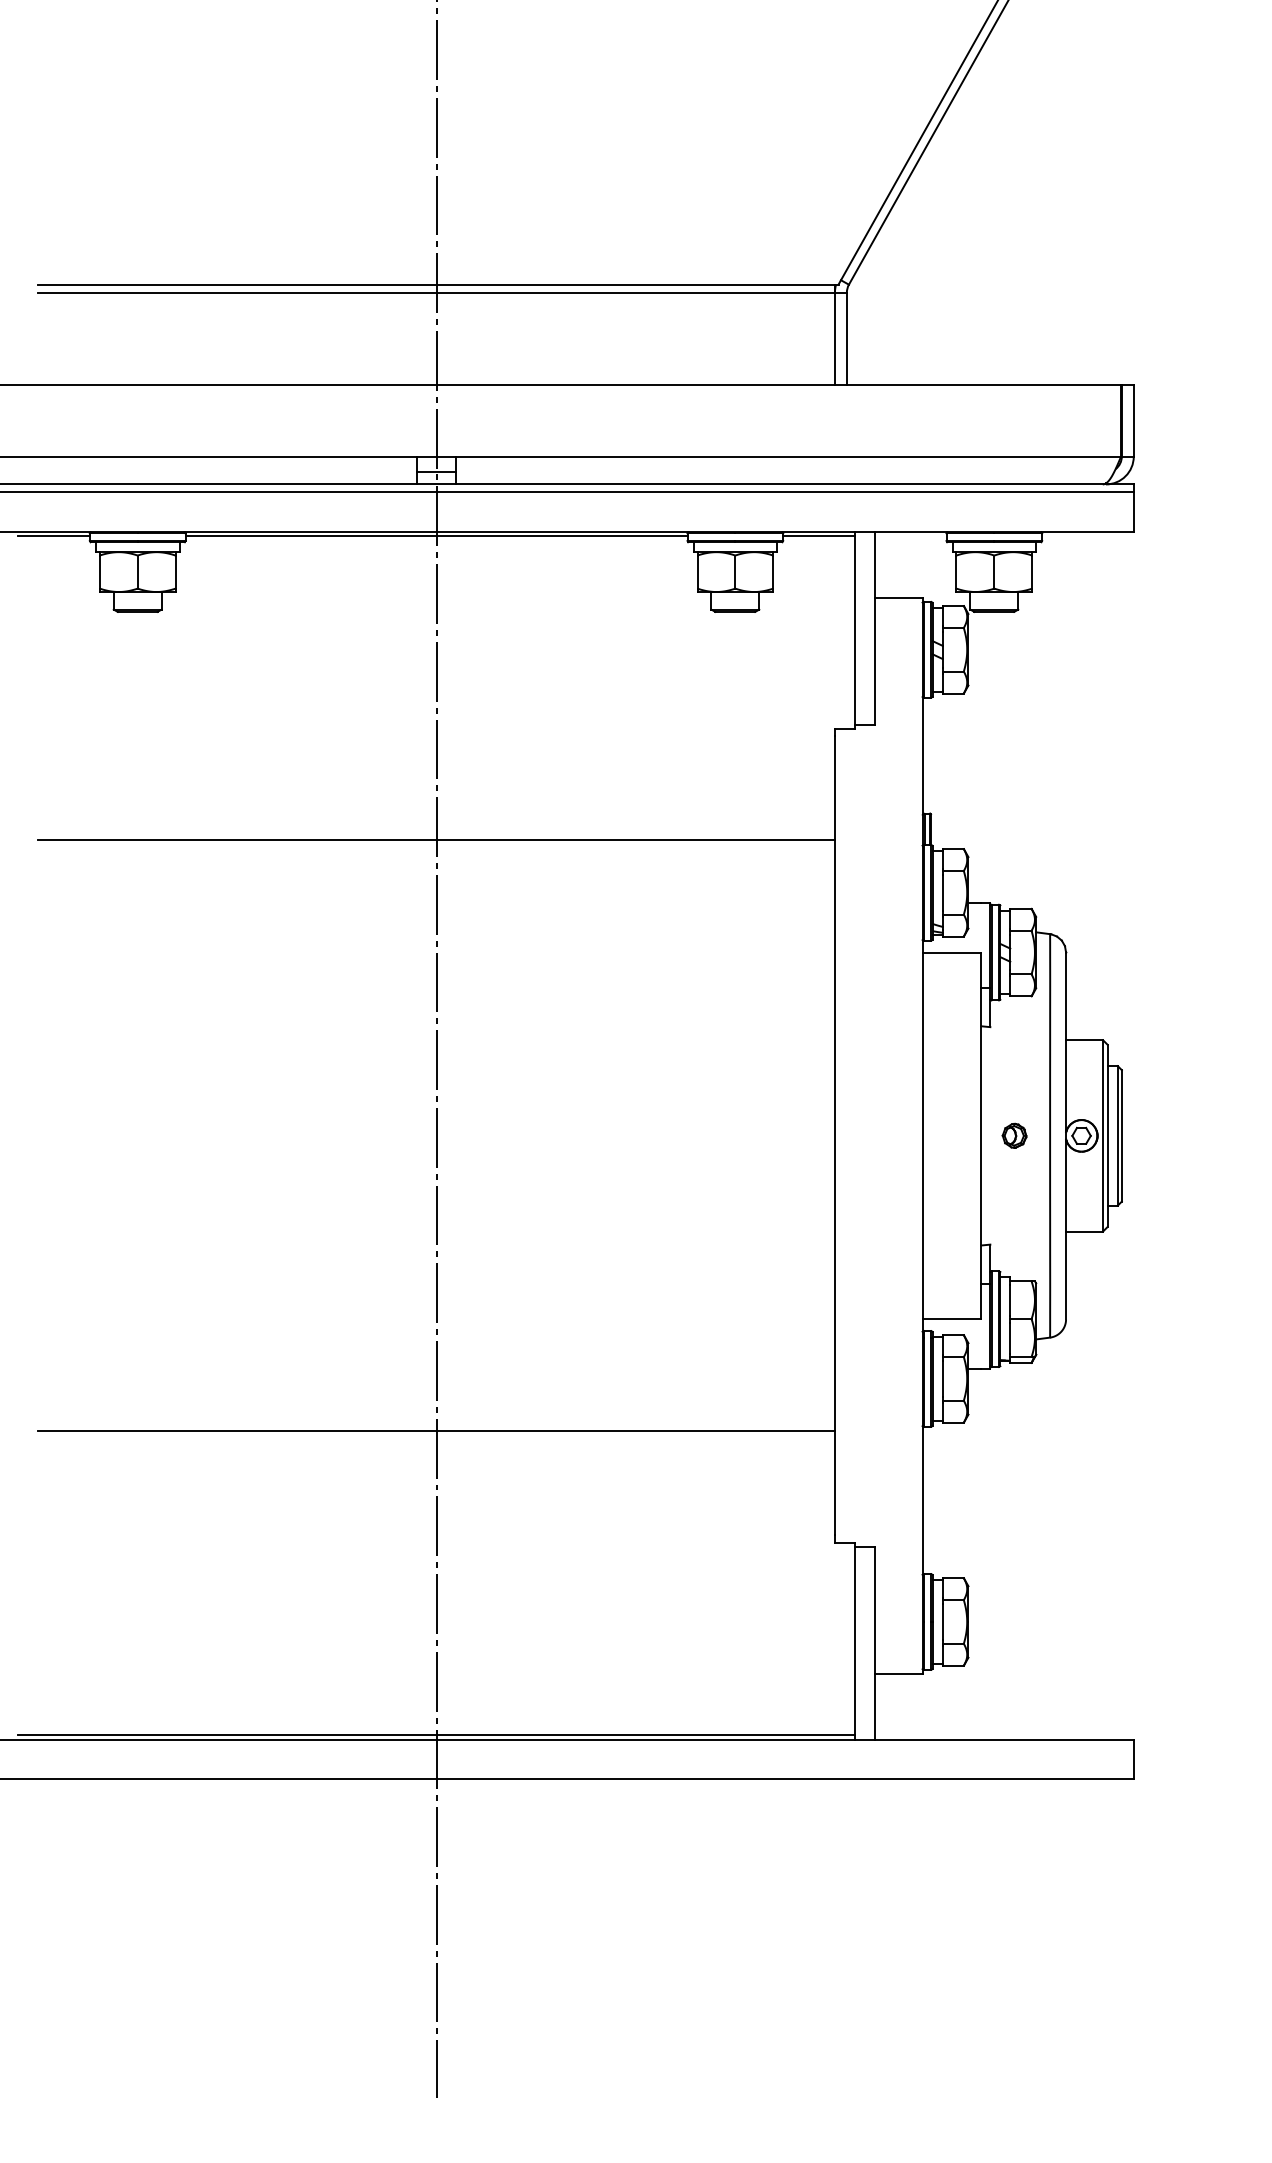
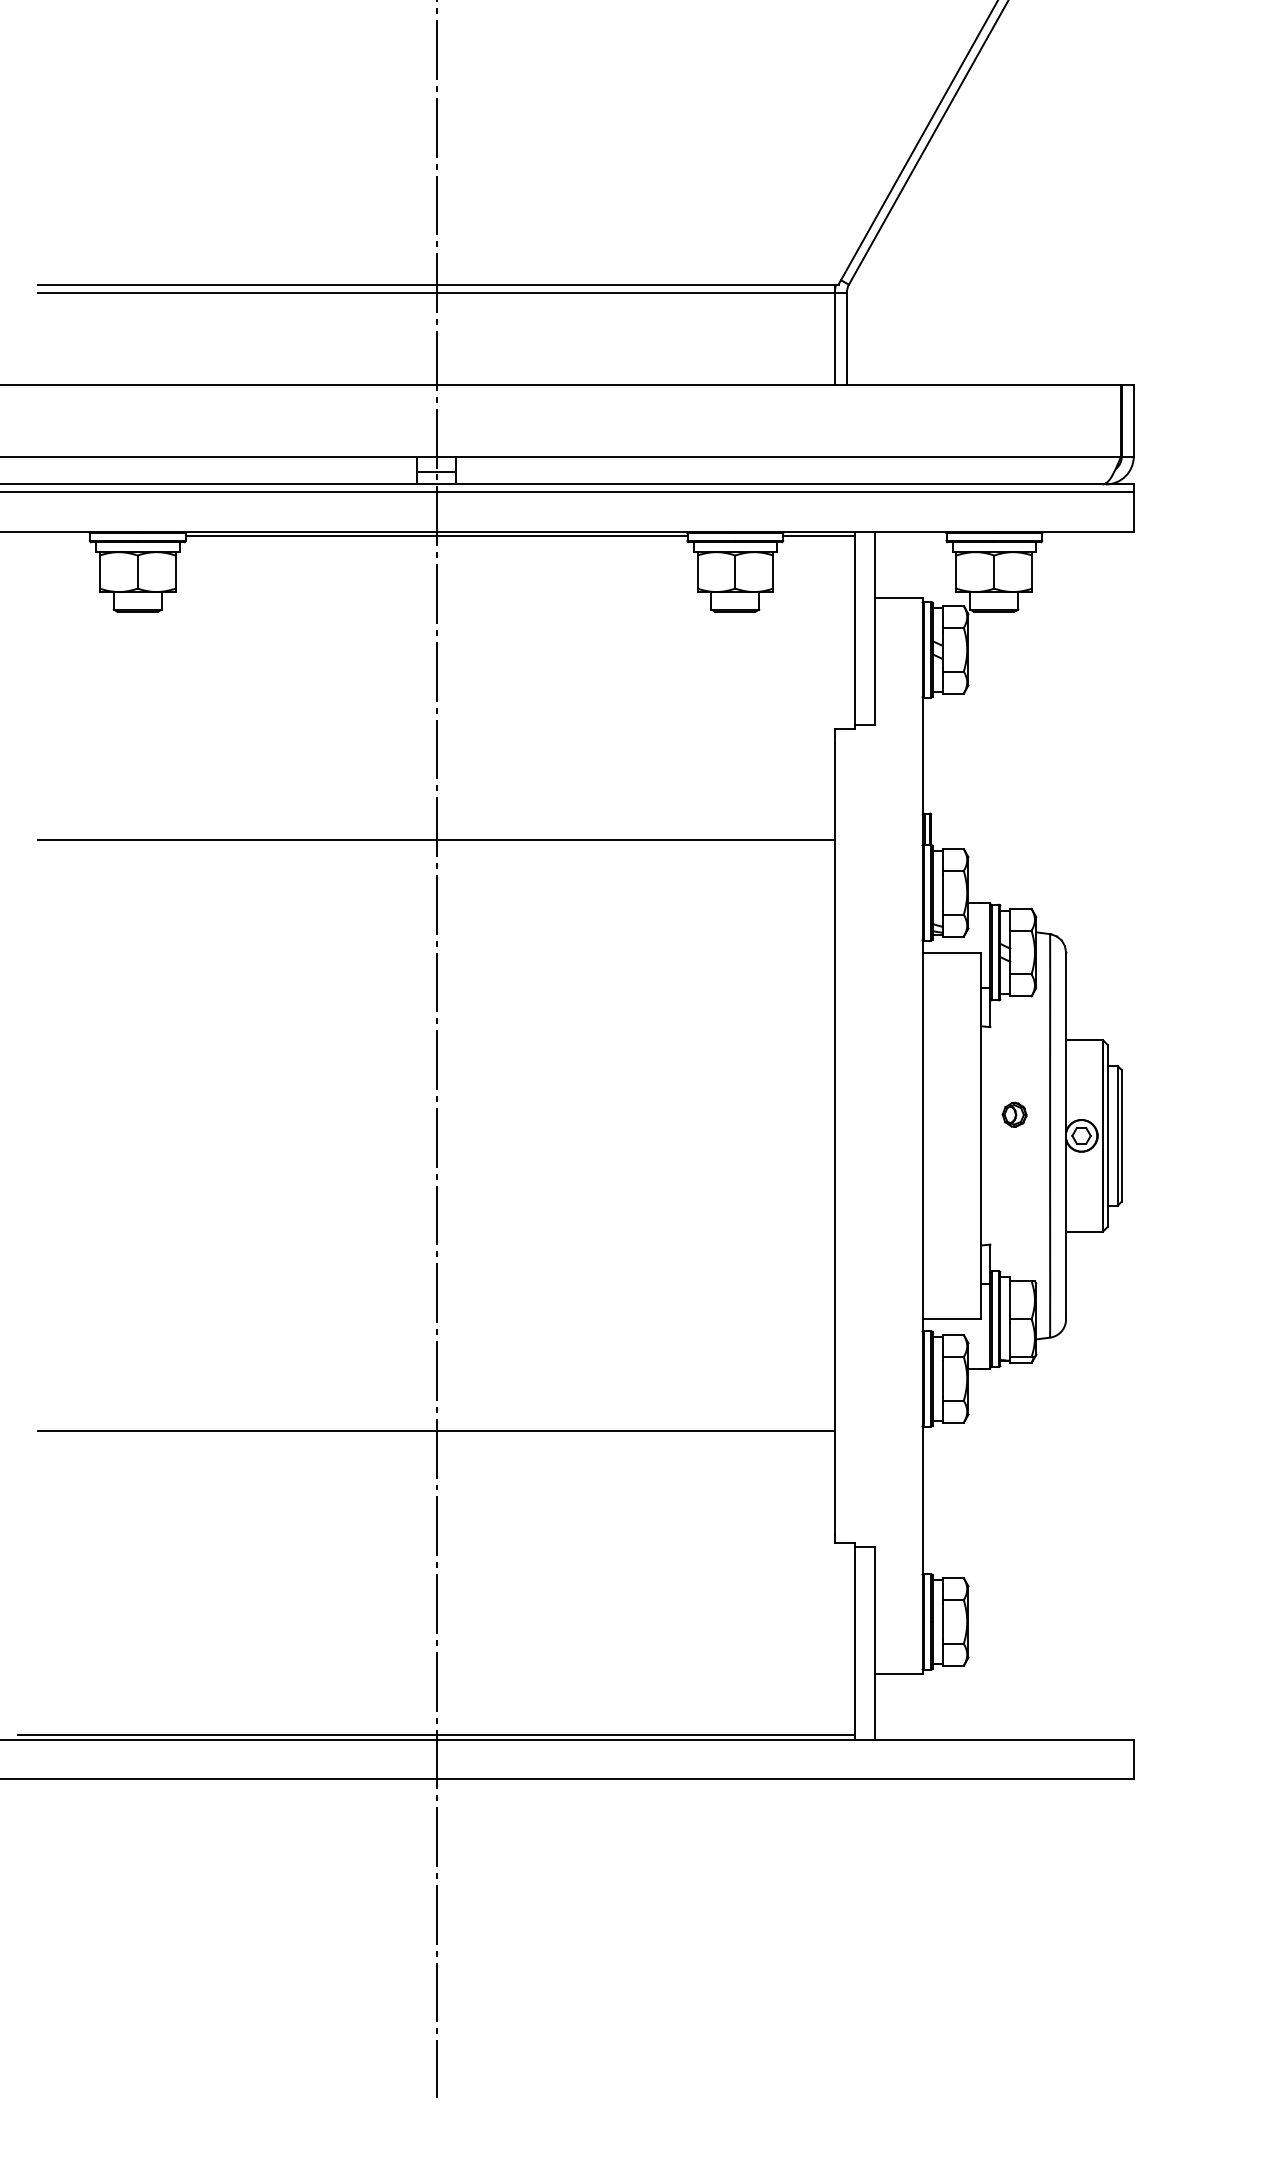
line: present -> none (53, 536)
part position: (1014, 1135) -> (1014, 1114) (1014, 1114)
